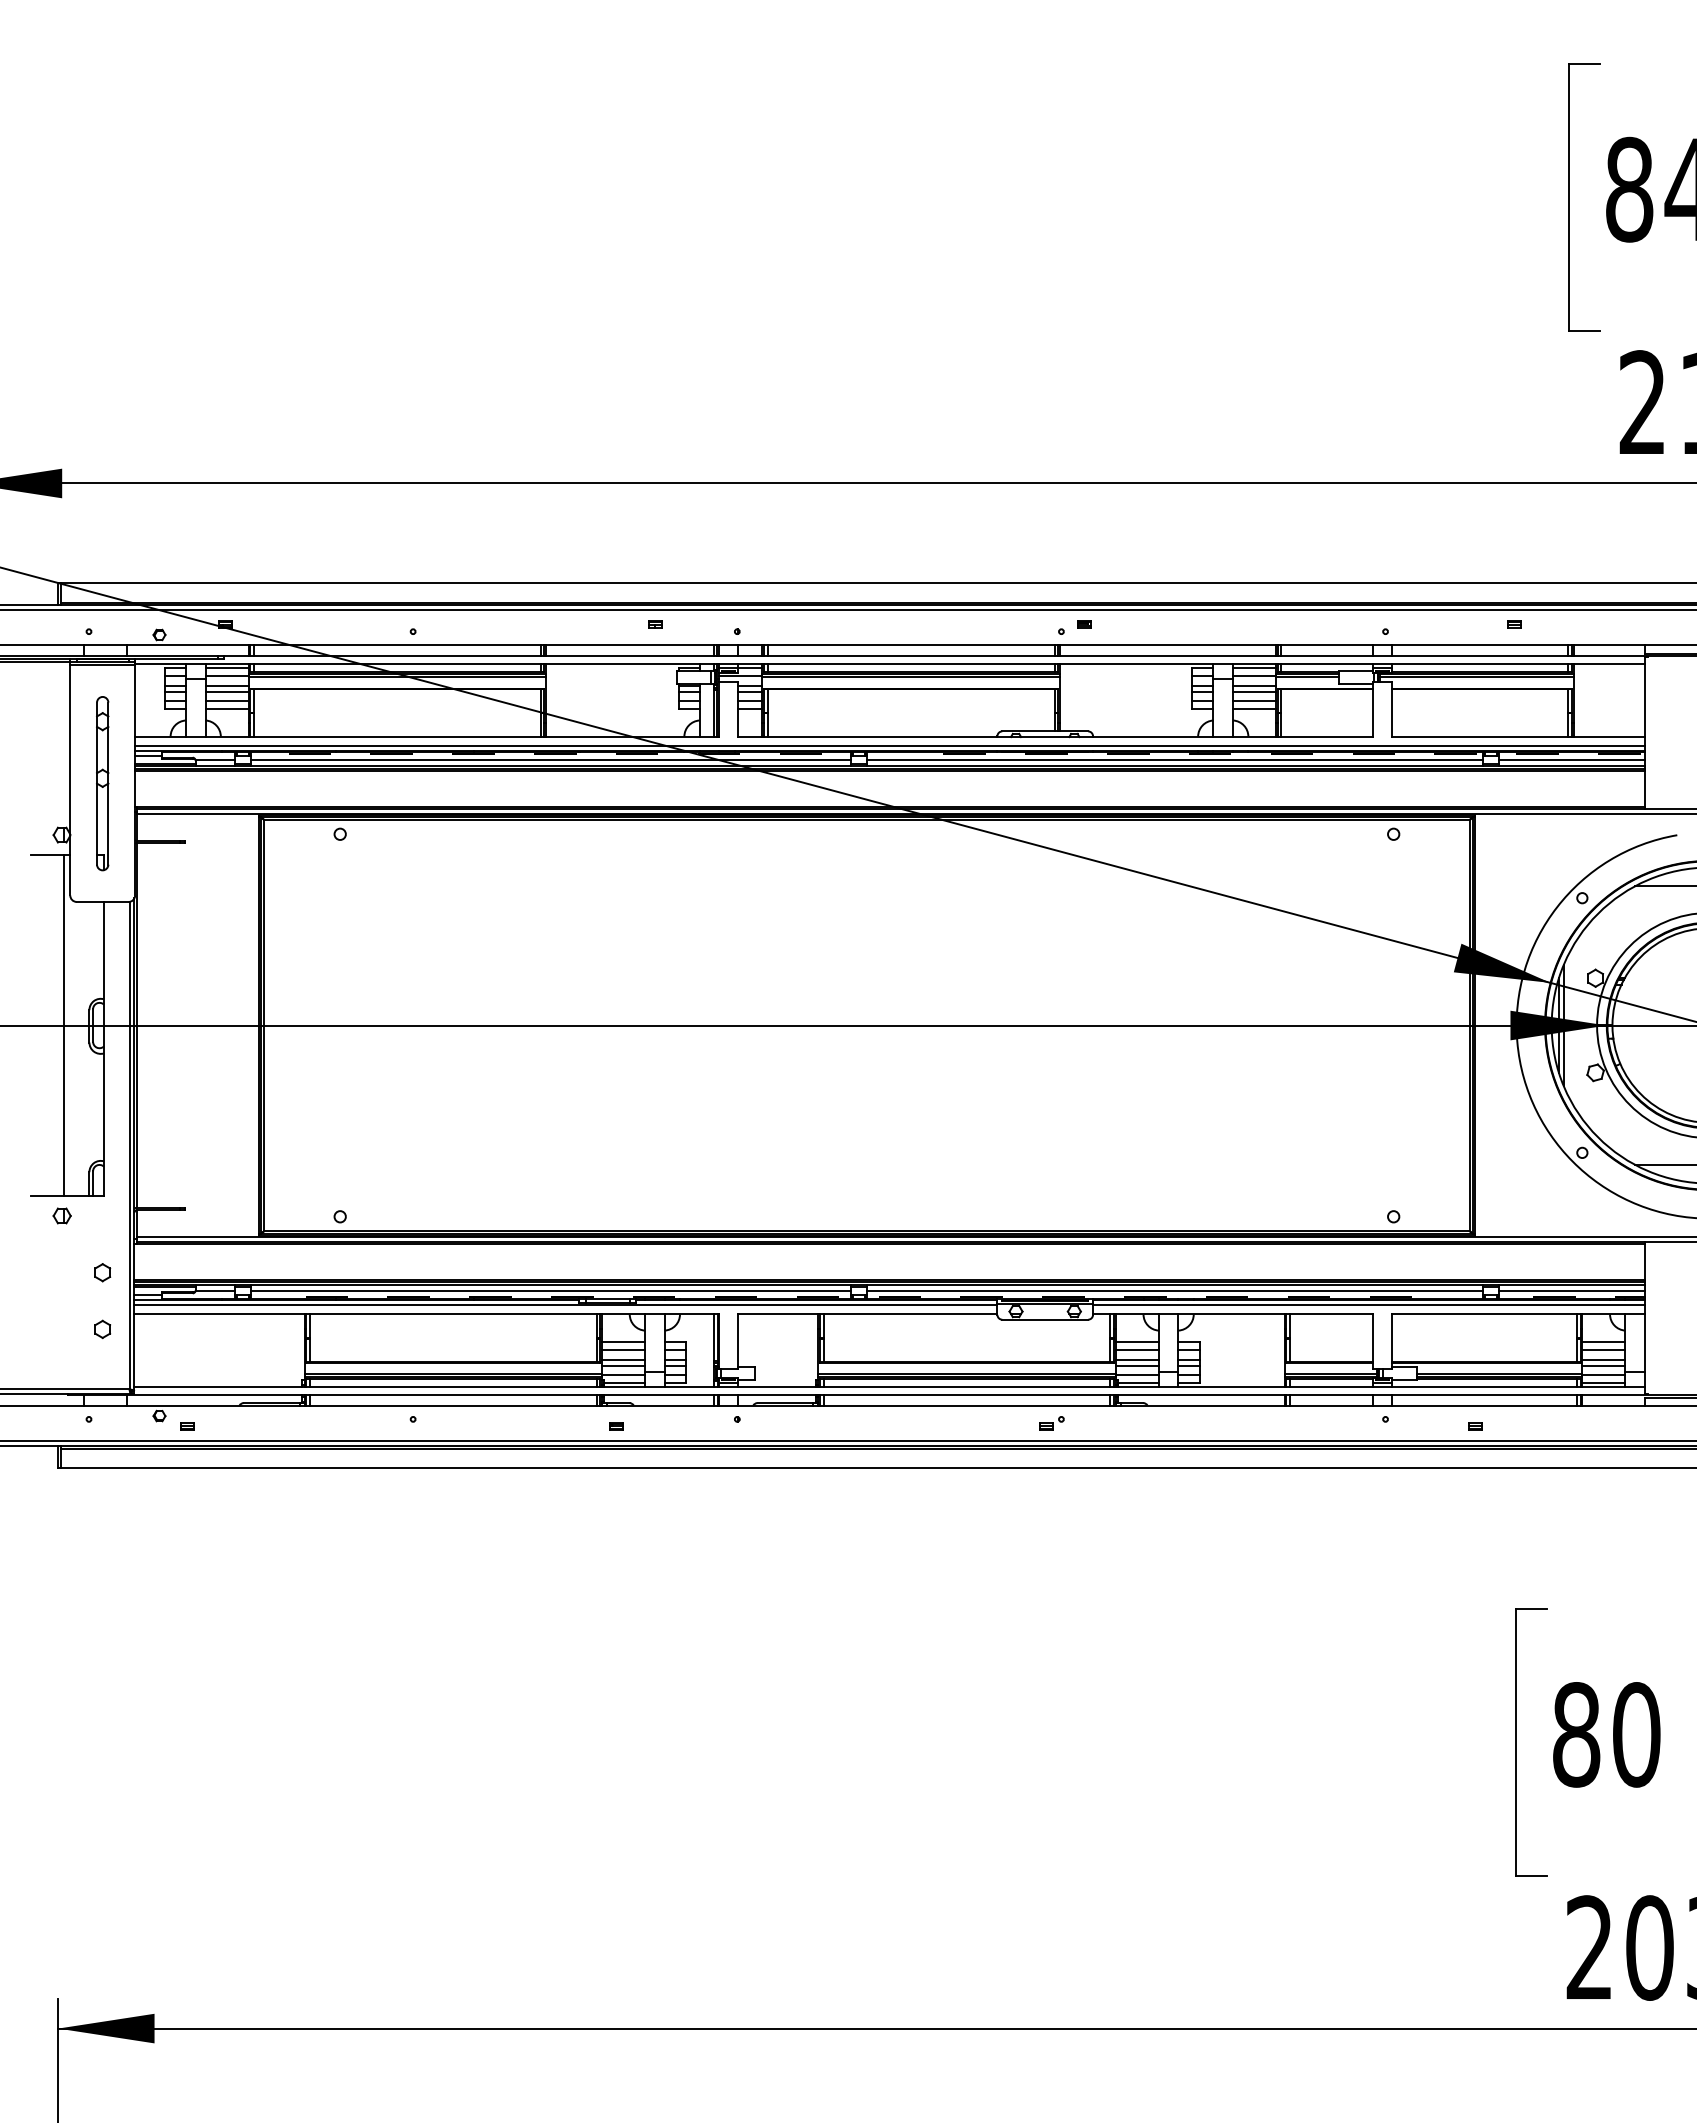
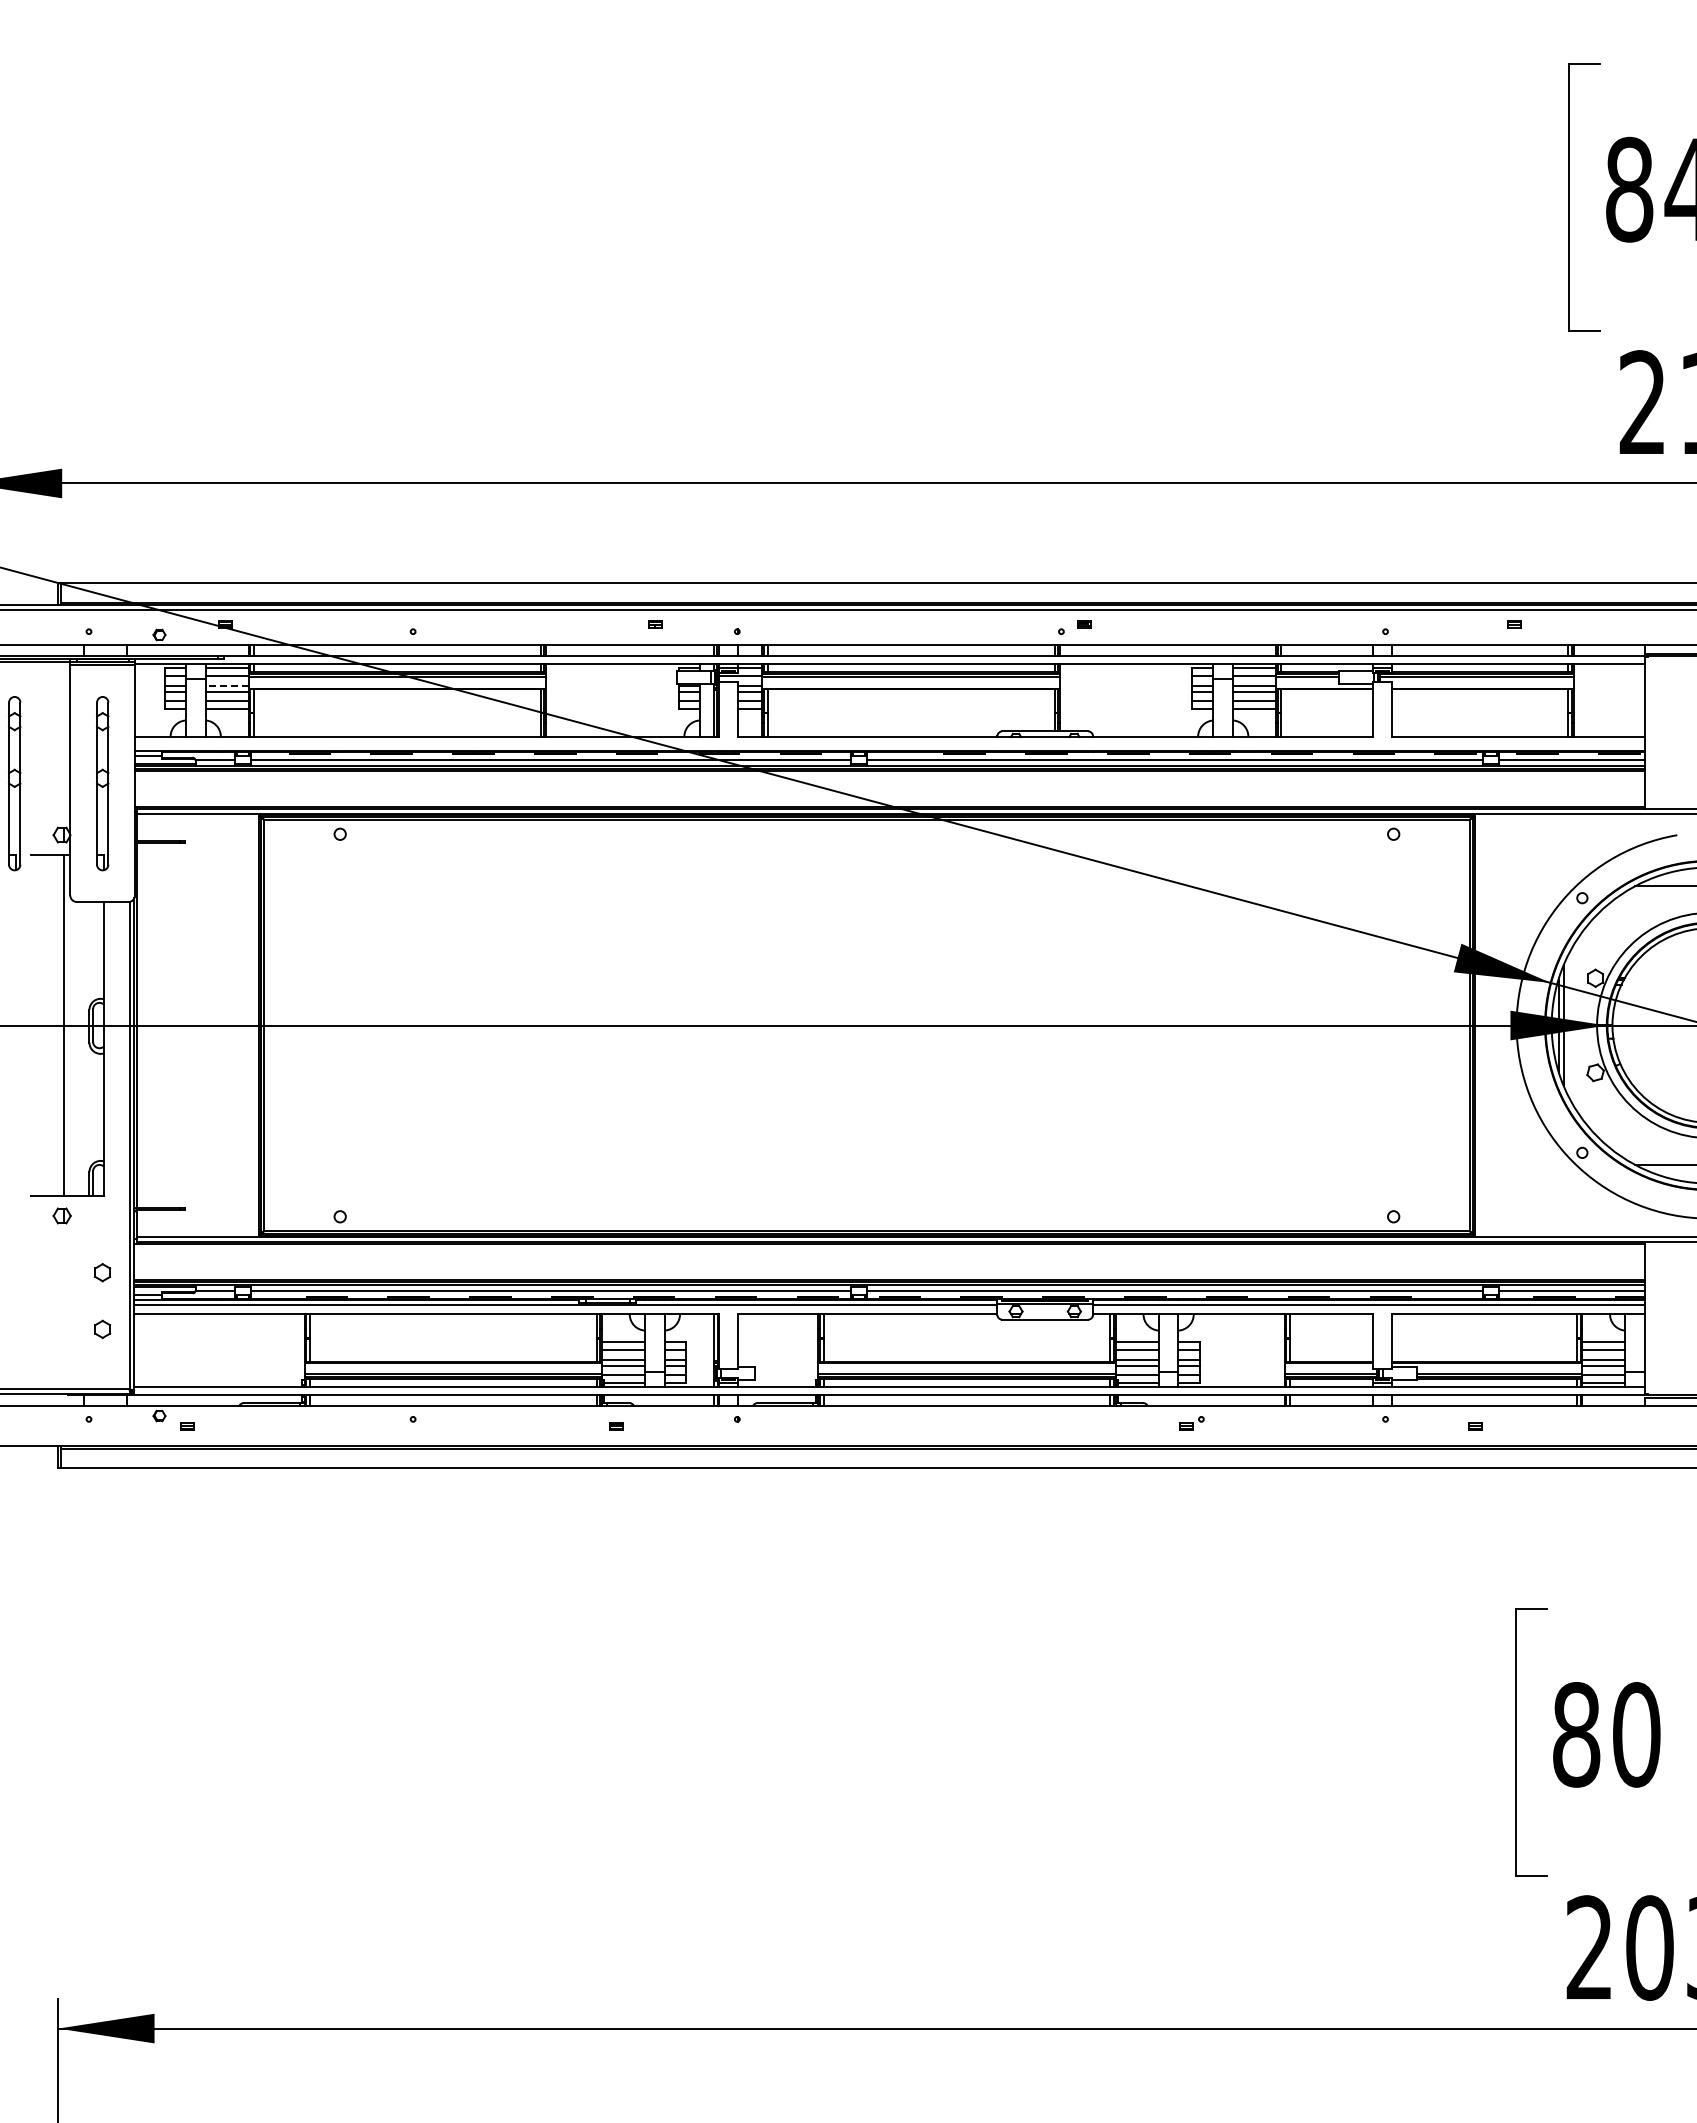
line: solid -> dashed (227, 685)
line: present -> none (889, 745)
part: none -> present (14, 783)
part position: (1051, 1423) -> (1191, 1423) (1191, 1423)
line: present -> none (847, 1441)
